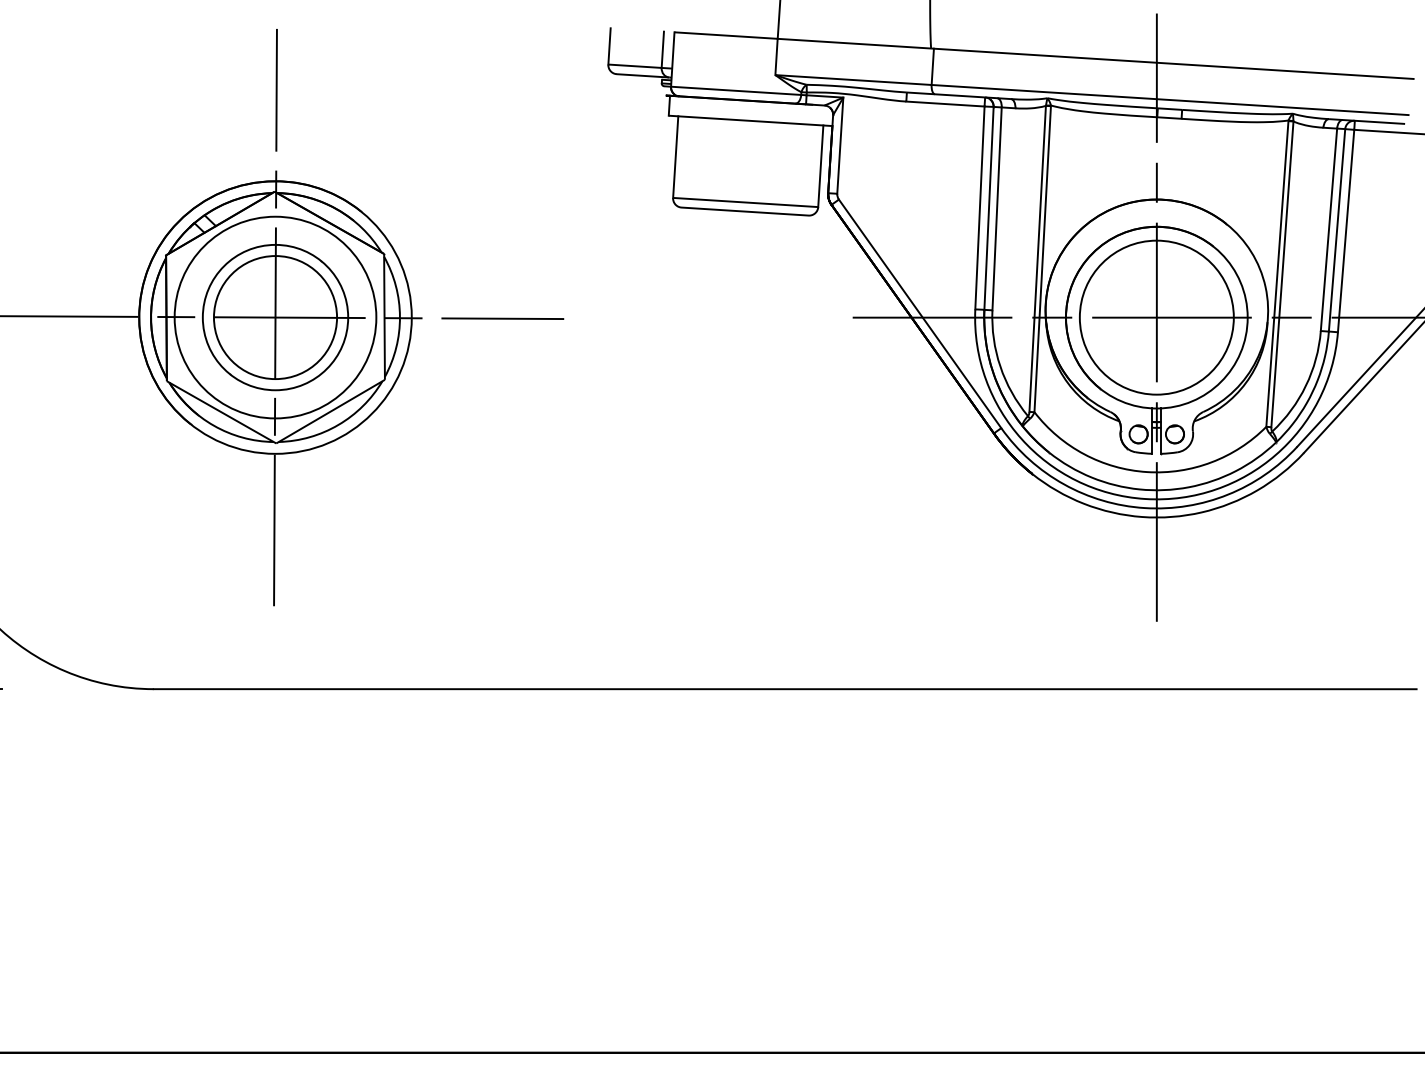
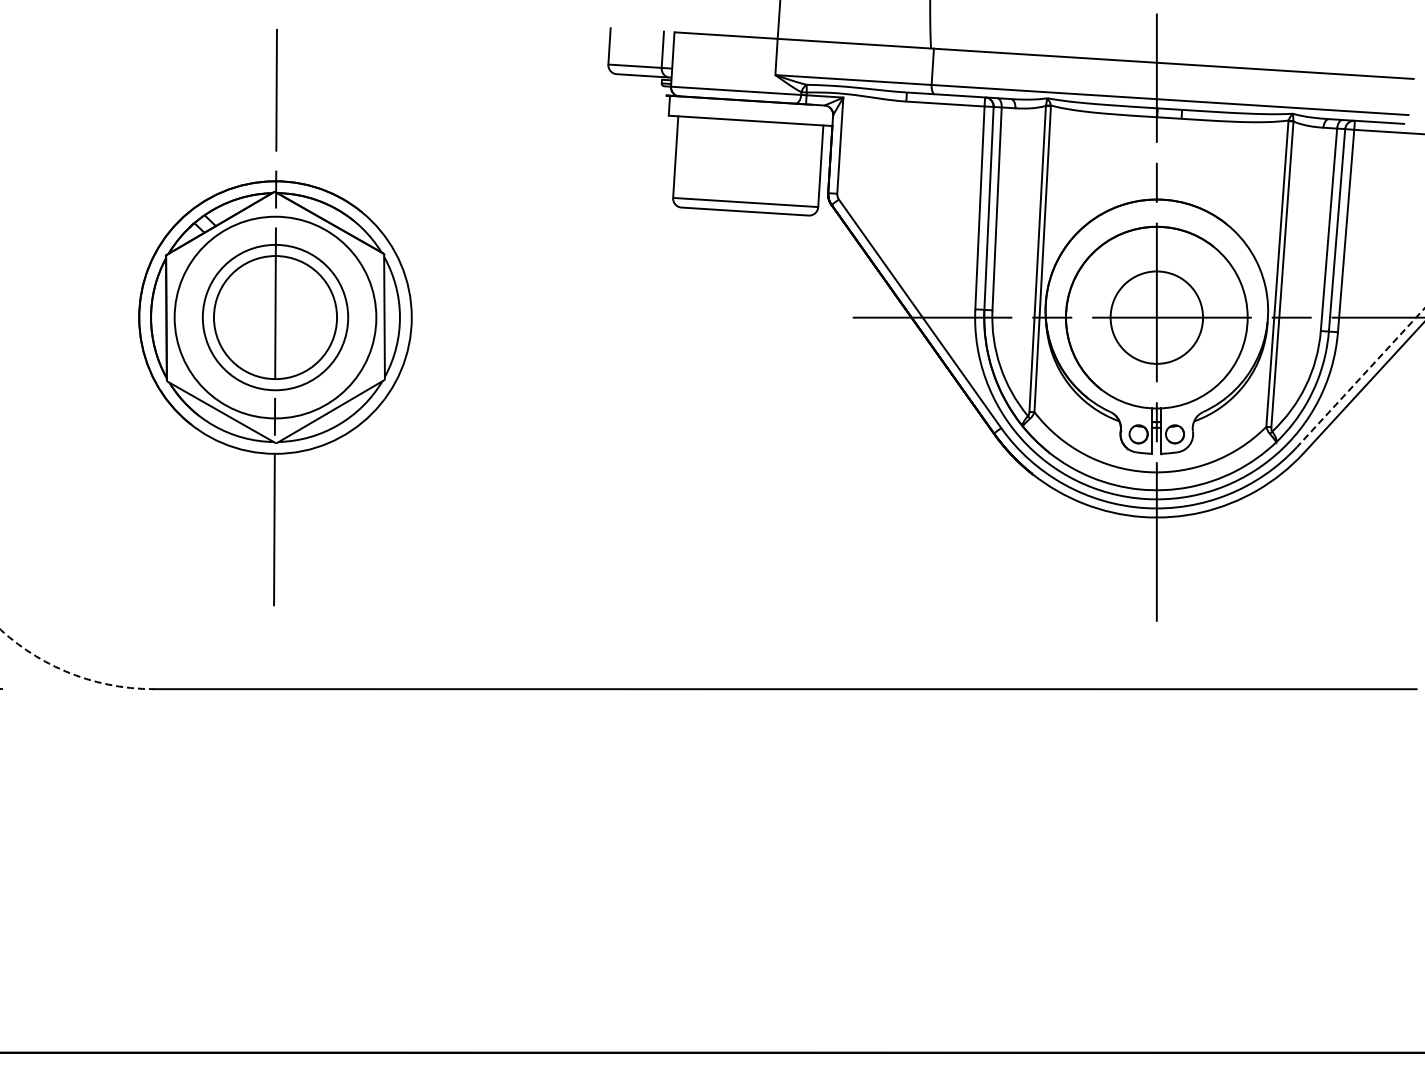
line: present -> none (283, 317)
circle diameter: 154 px -> 92 px (1156, 317)
line: solid -> dashed (1360, 377)
arc: solid -> dashed (72, 674)
